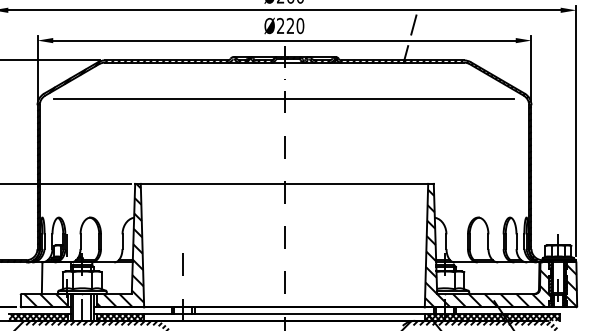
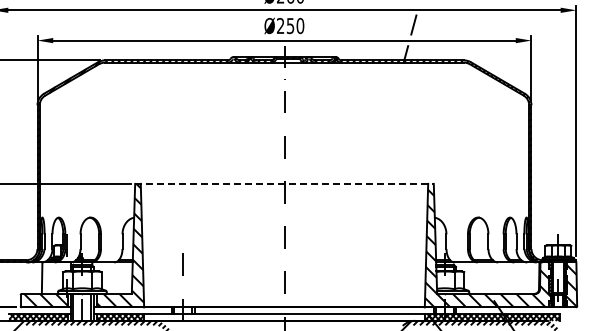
text: Ø220 -> Ø250 (290, 26)
line: present -> none (283, 98)
line: solid -> dashed (284, 183)
